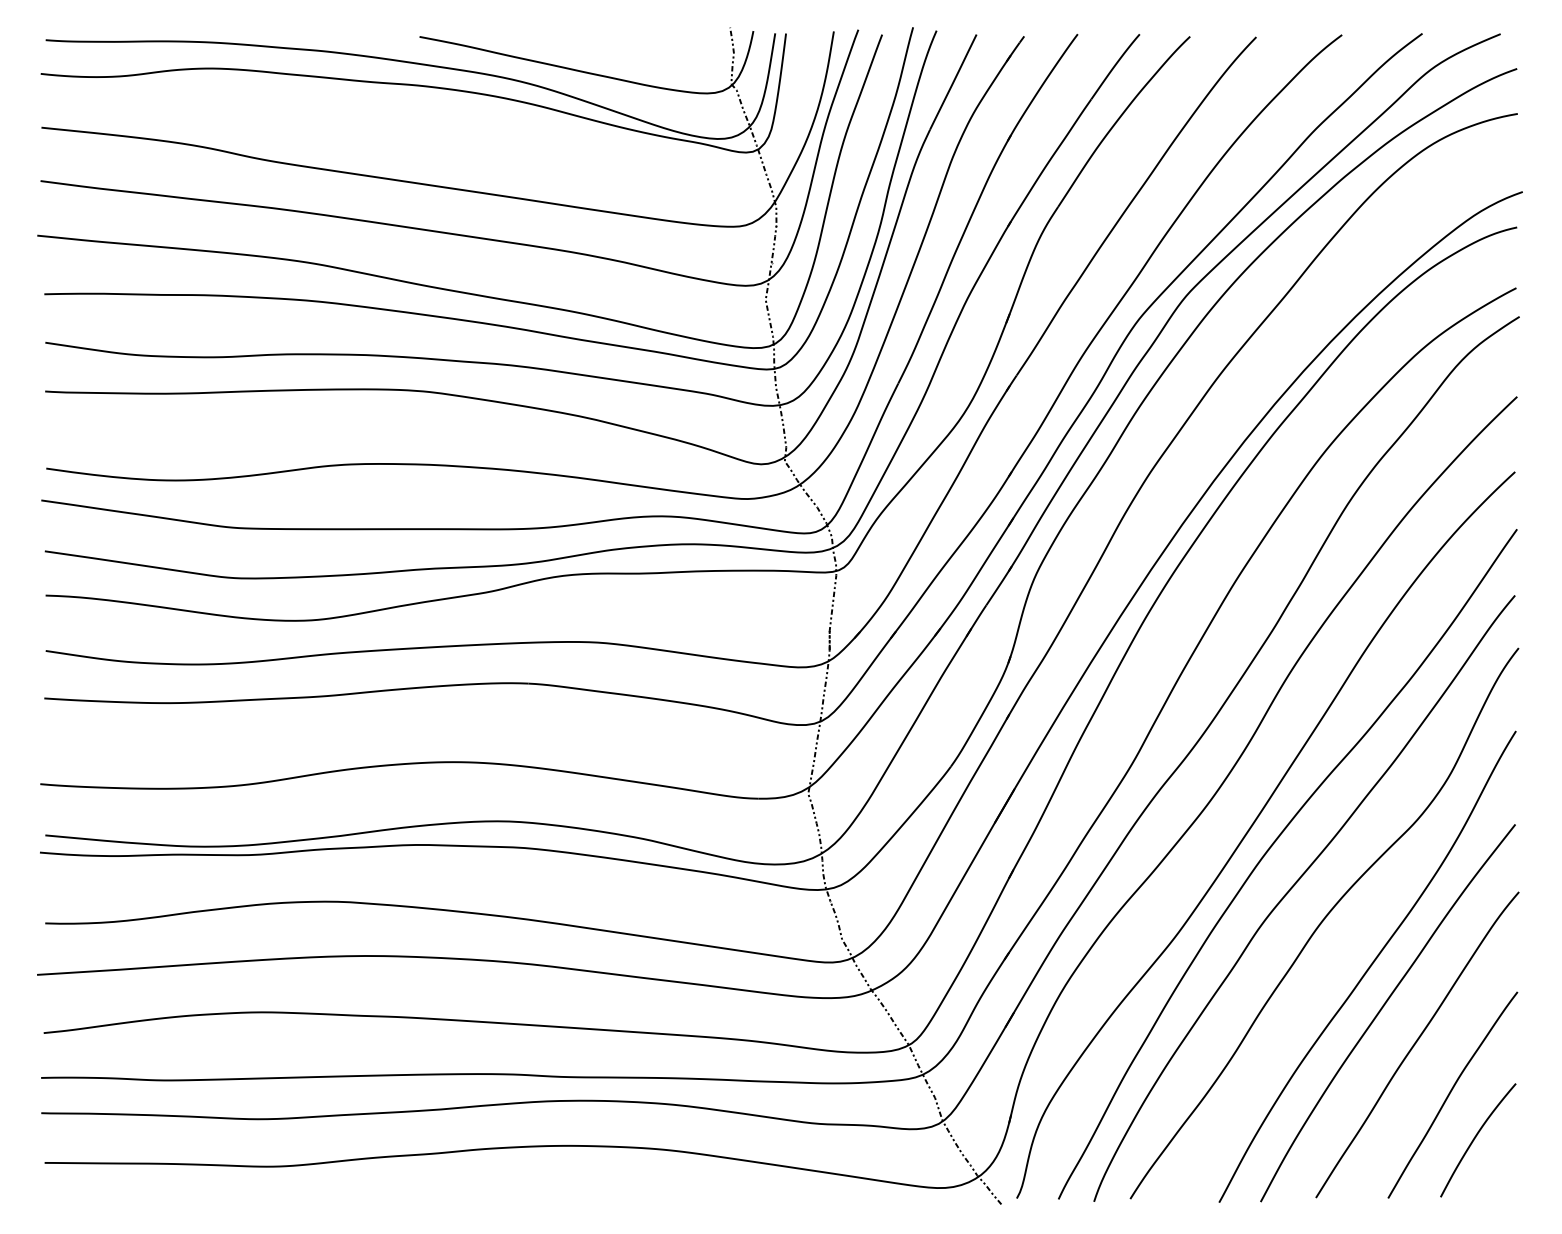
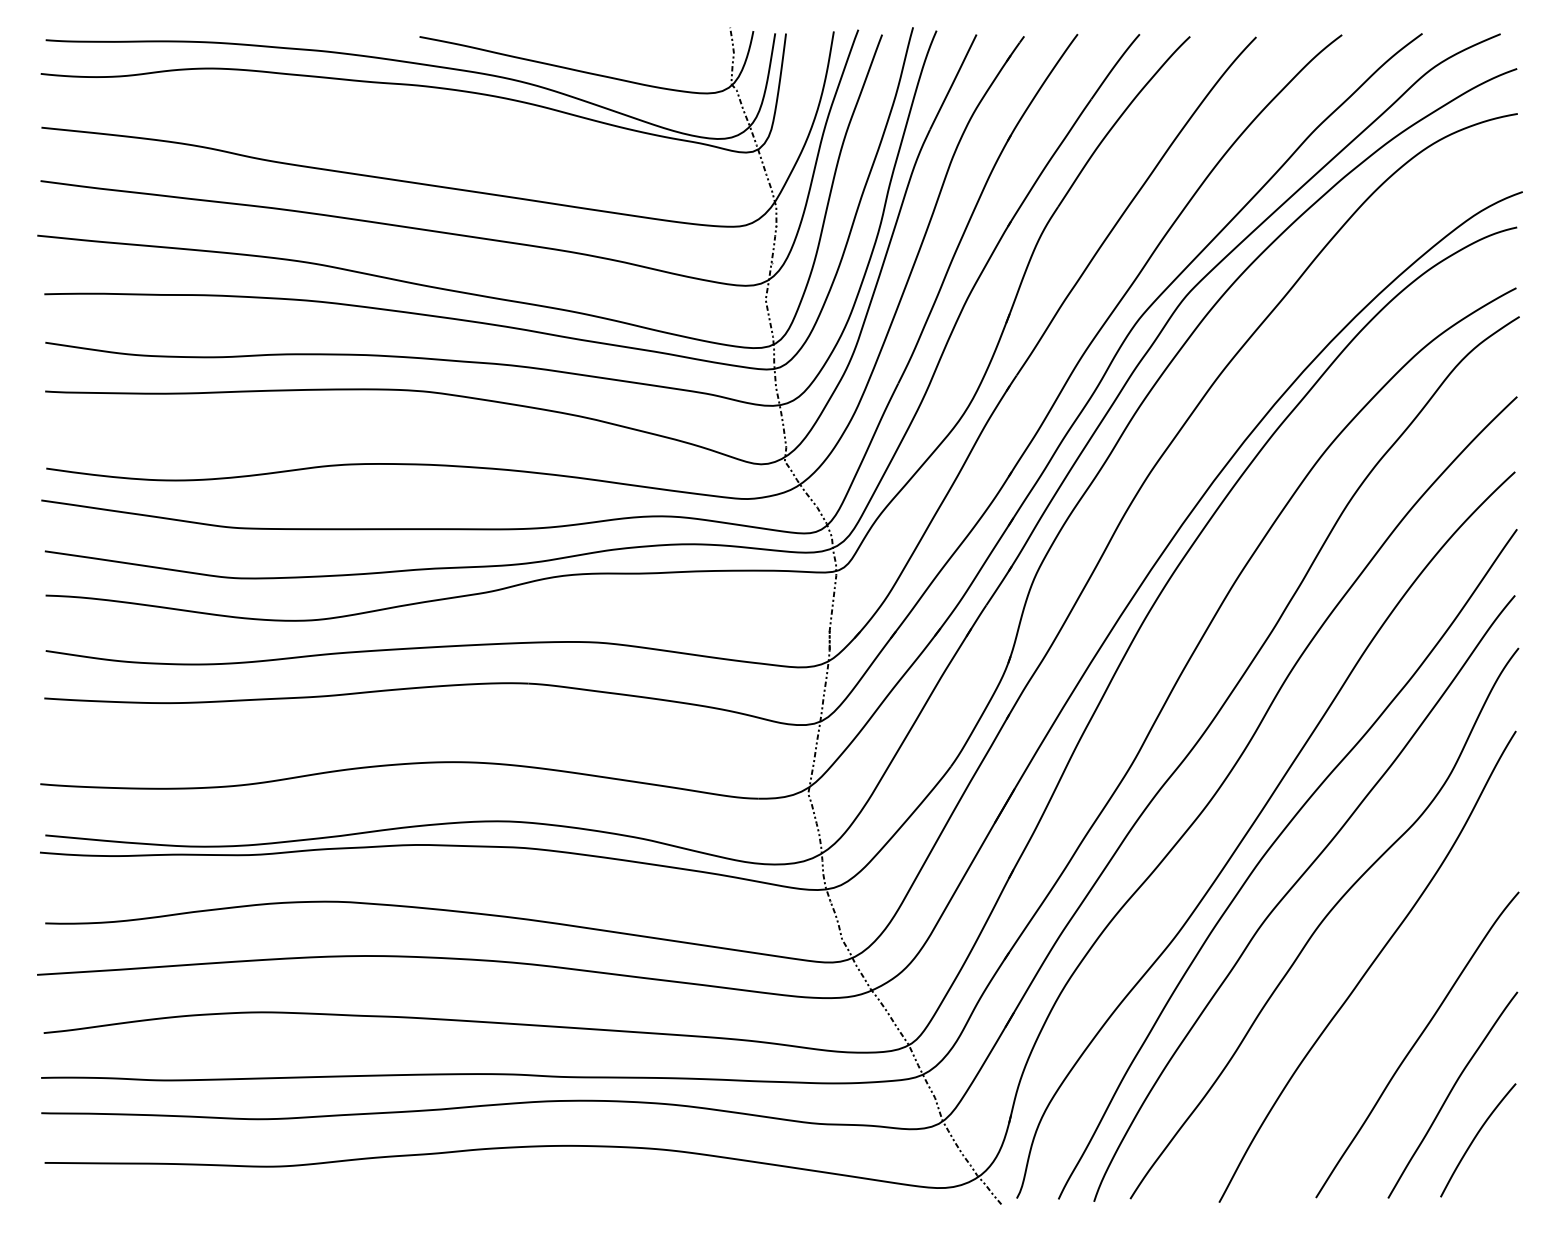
curve: present -> none (1382, 1009)
